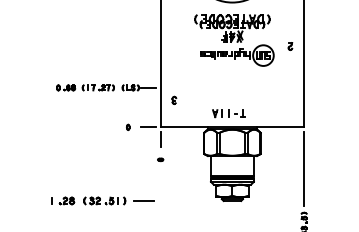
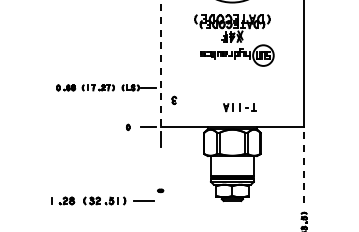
part: present -> none (290, 46)
line: solid -> dashed (160, 64)
part position: (228, 113) -> (239, 107) (239, 107)
part position: (160, 159) -> (160, 190) (160, 190)
line: solid -> dashed (304, 169)
